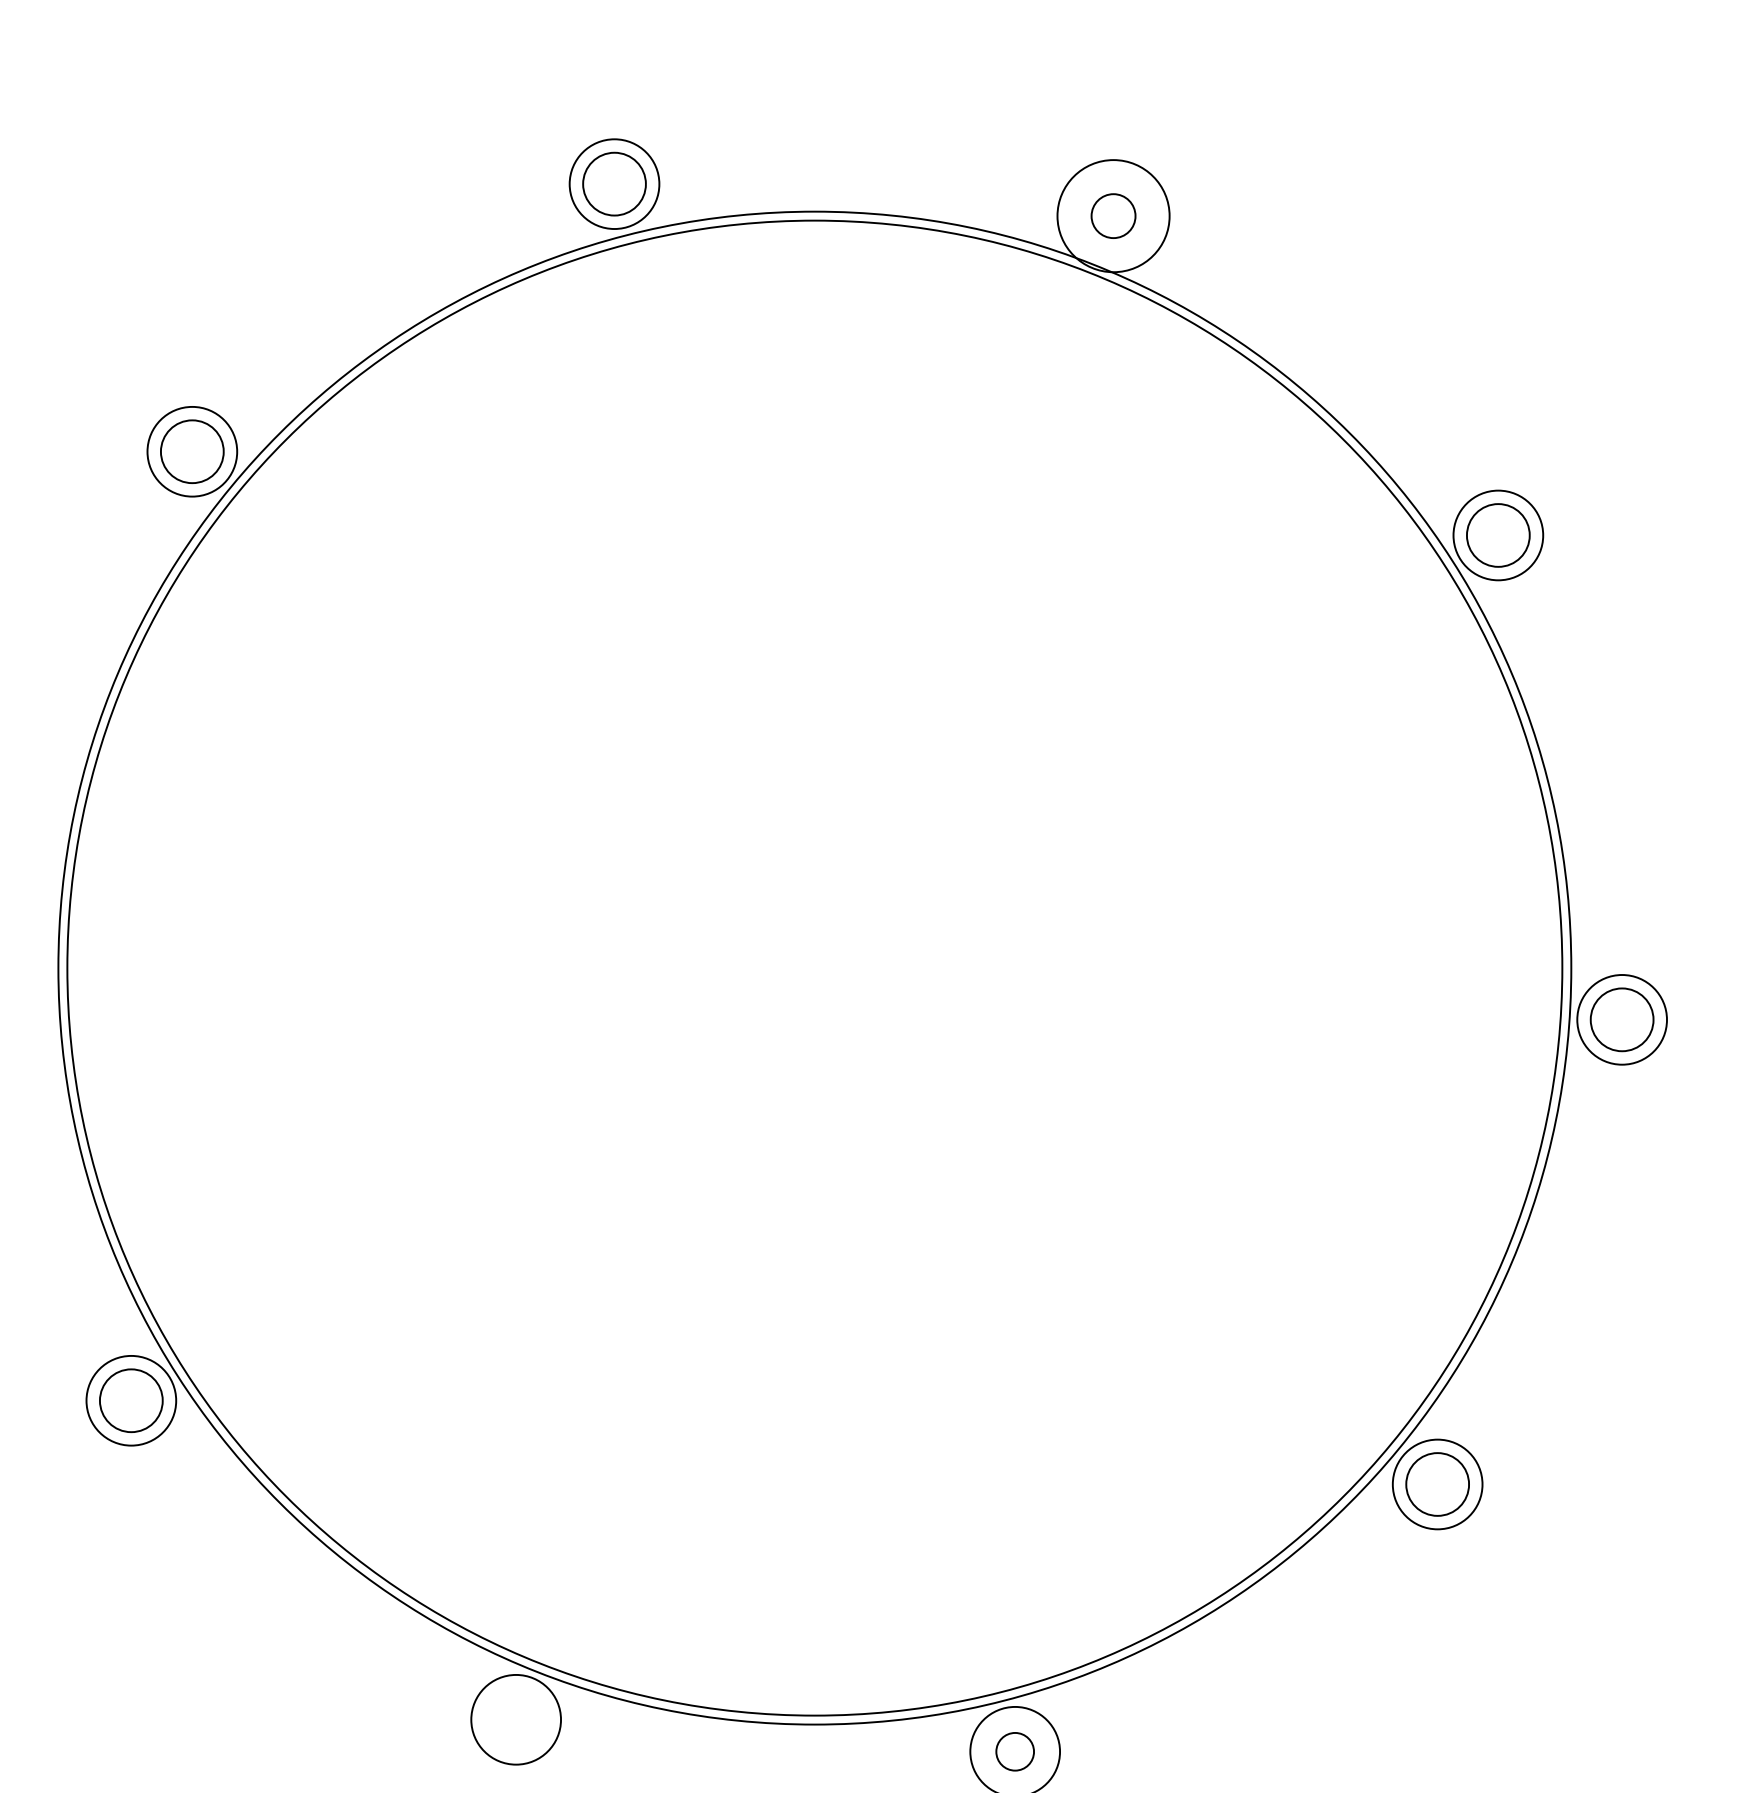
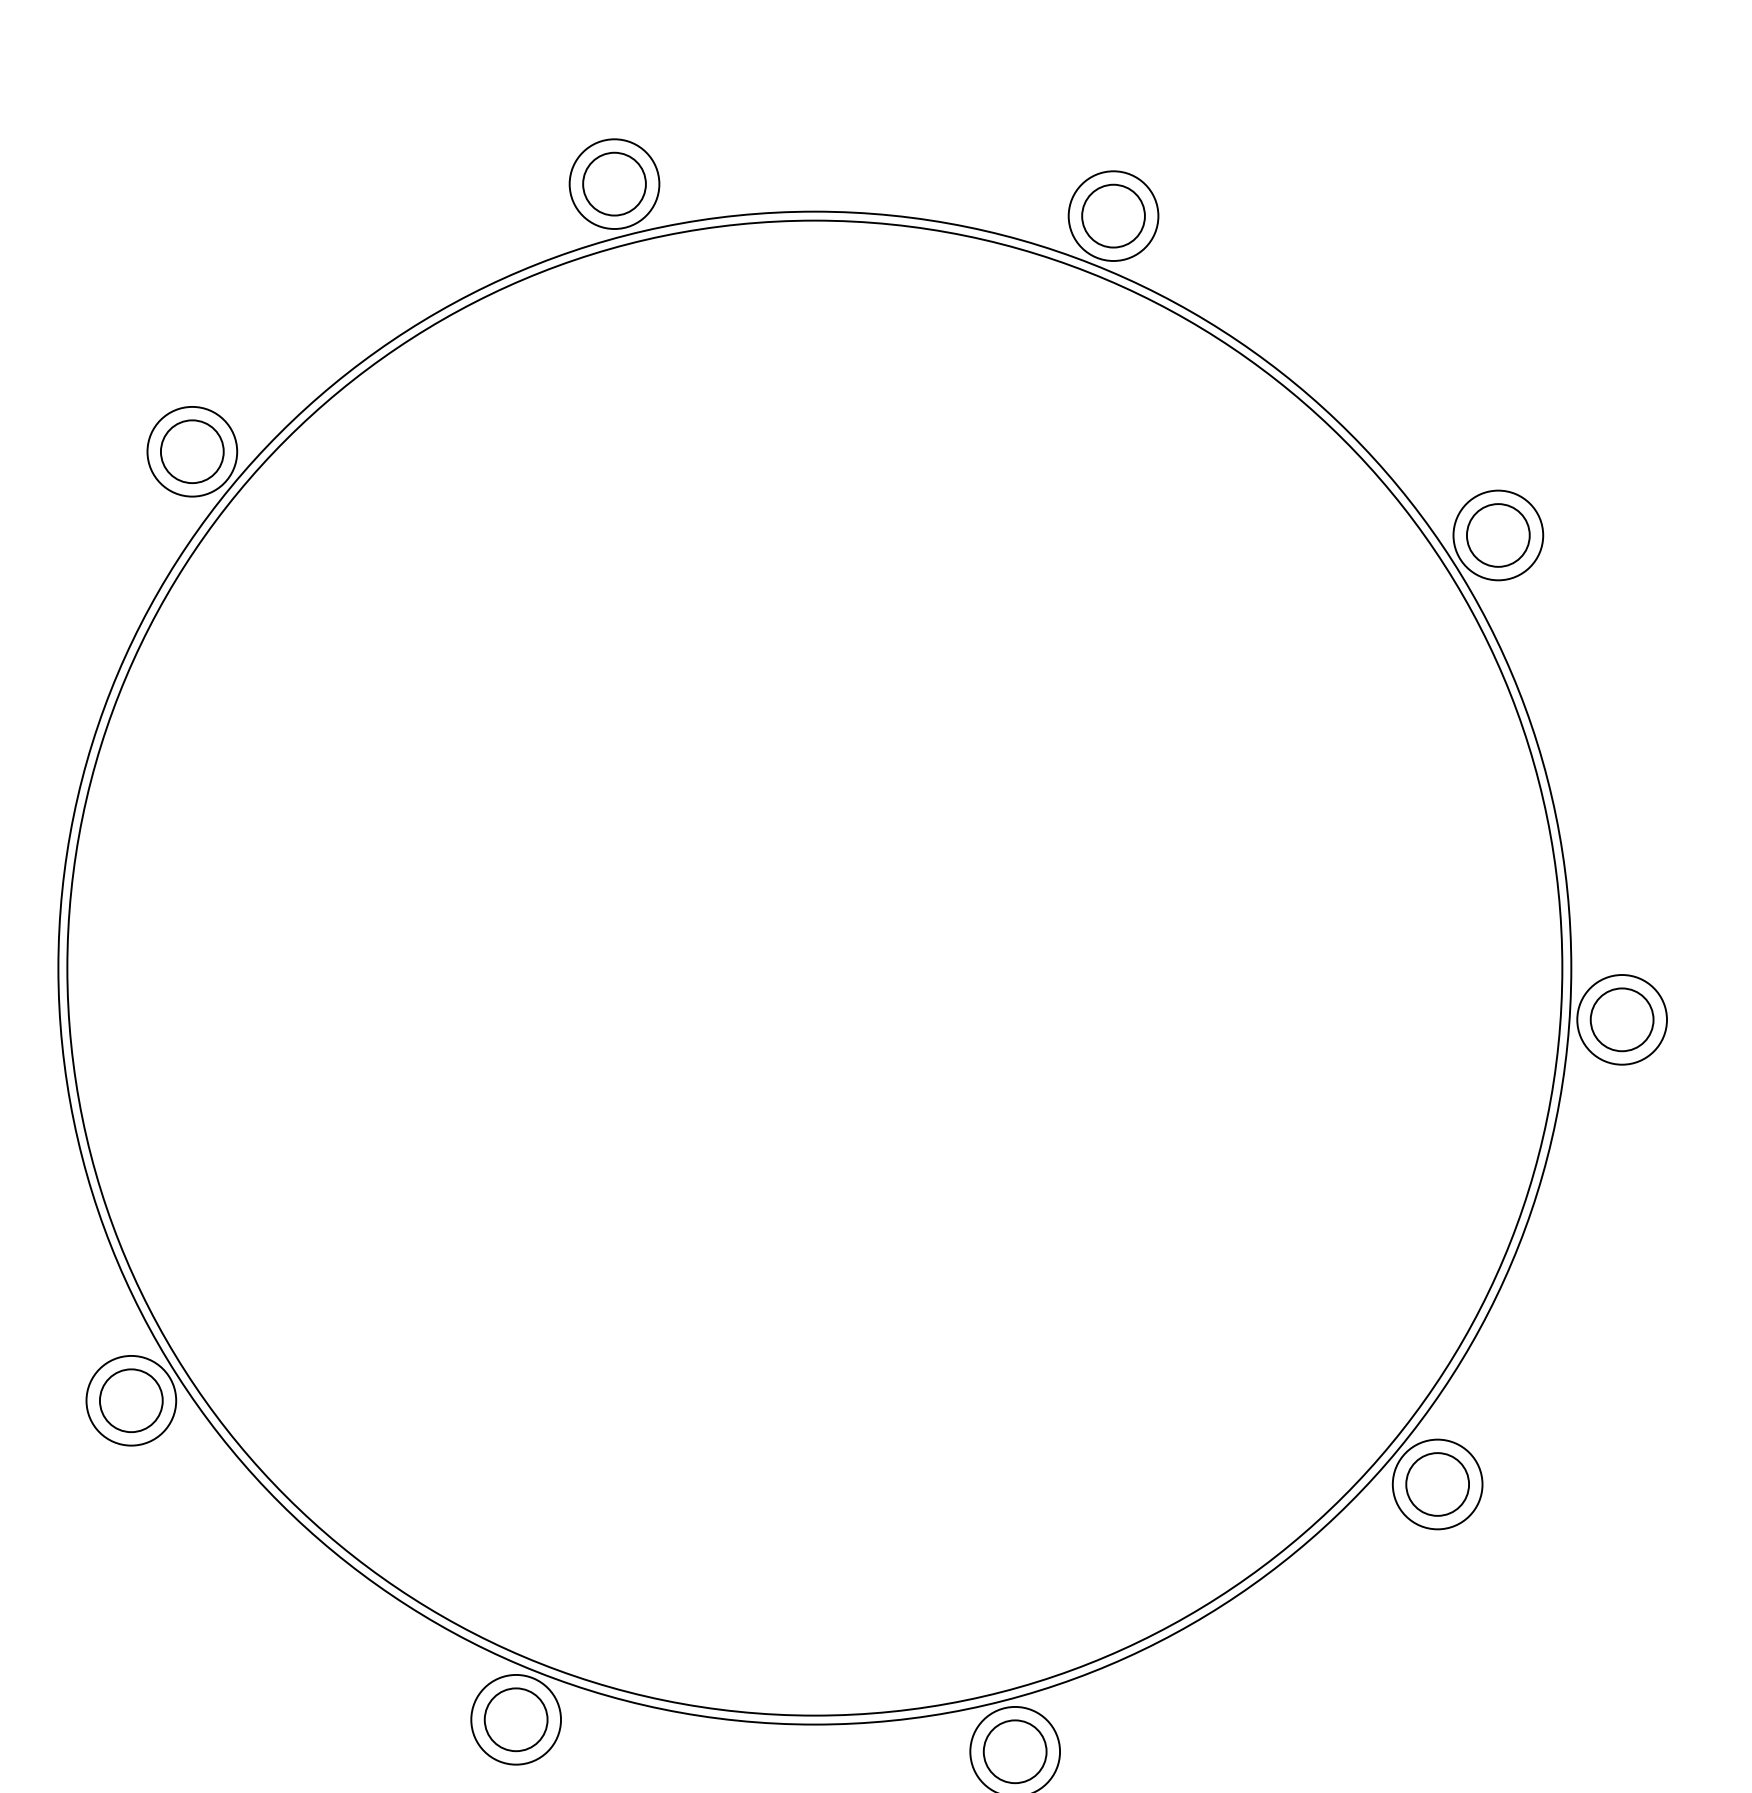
circle diameter: 112 px -> 90 px (1113, 216)
circle diameter: 44 px -> 63 px (1113, 215)
circle: none -> present (515, 1719)
circle diameter: 38 px -> 63 px (1014, 1751)
